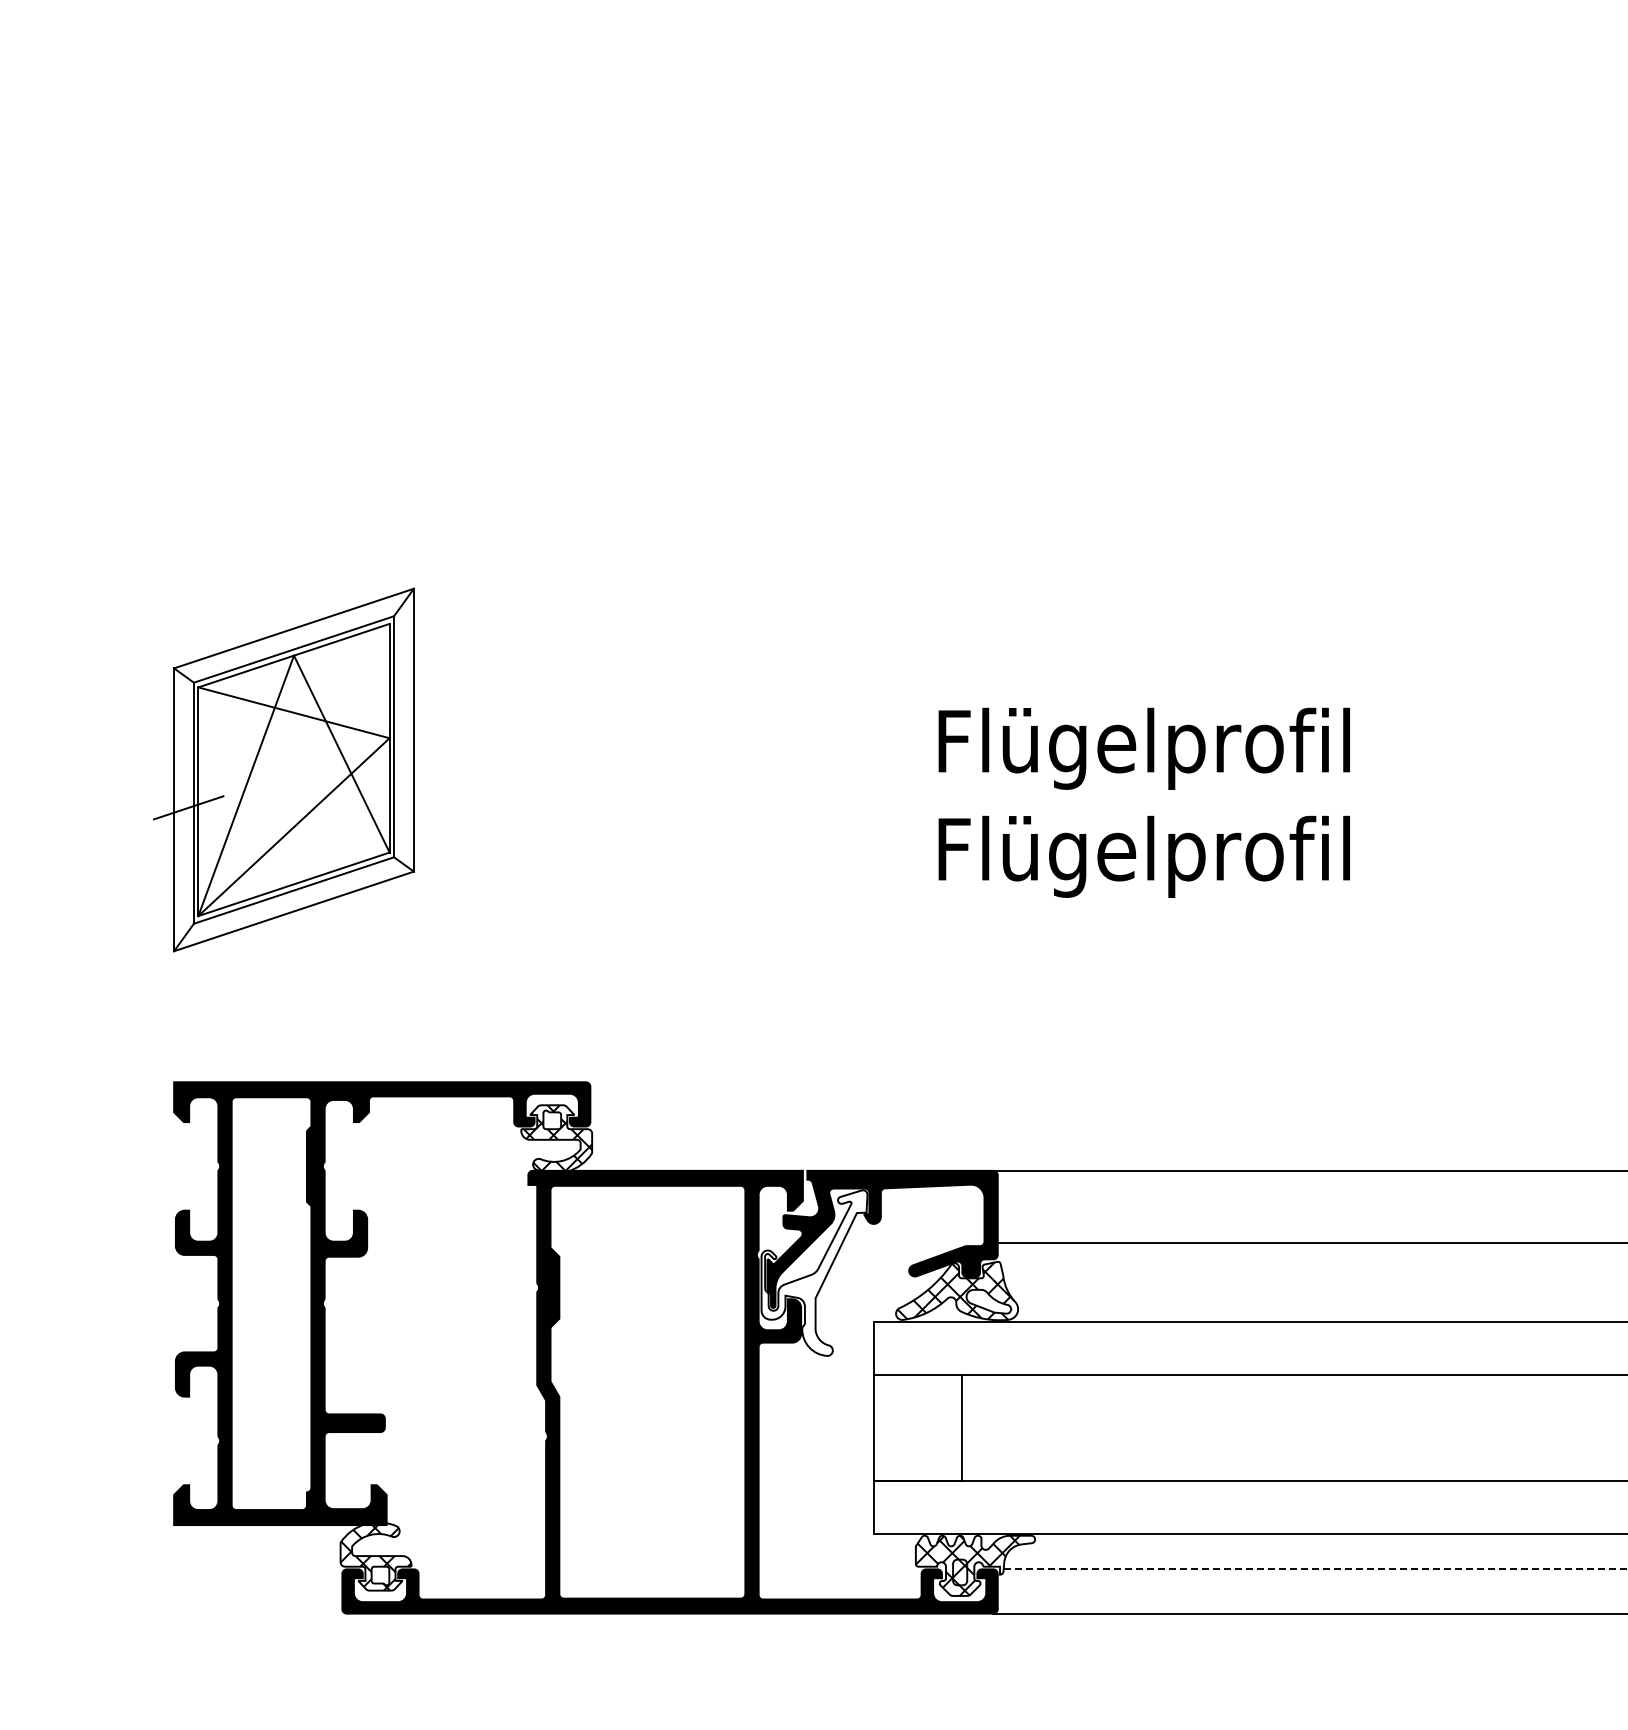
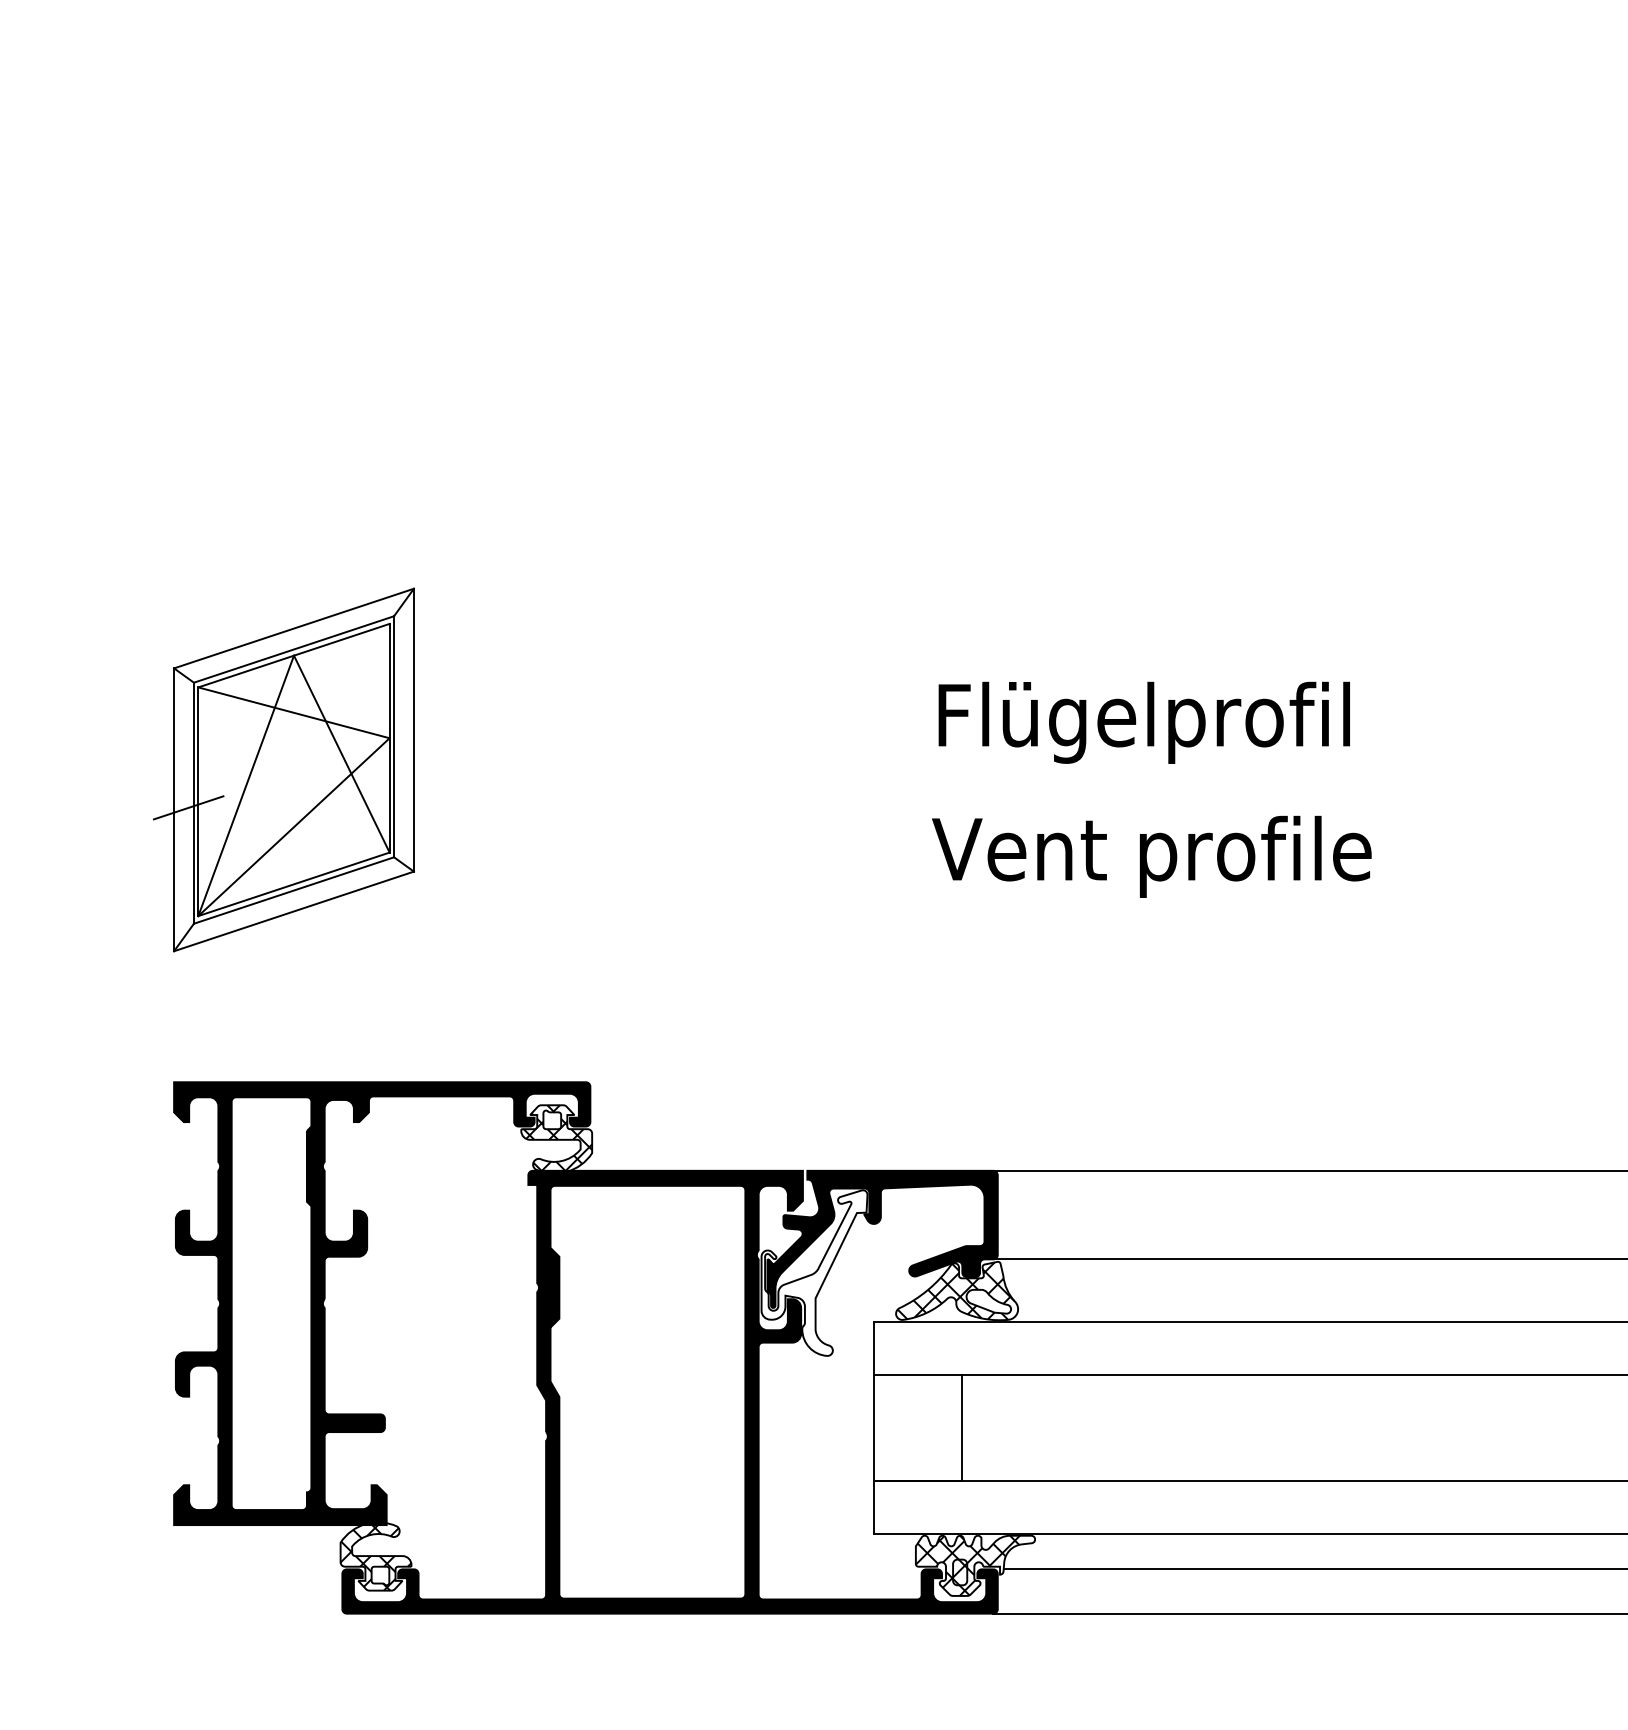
text position: (1143, 748) -> (1143, 722) (1143, 722)
text: Flügelprofil -> Vent profile (1151, 856)
line position: (1308, 1243) -> (1308, 1259) (1308, 1259)
line: dashed -> solid (1315, 1569)
